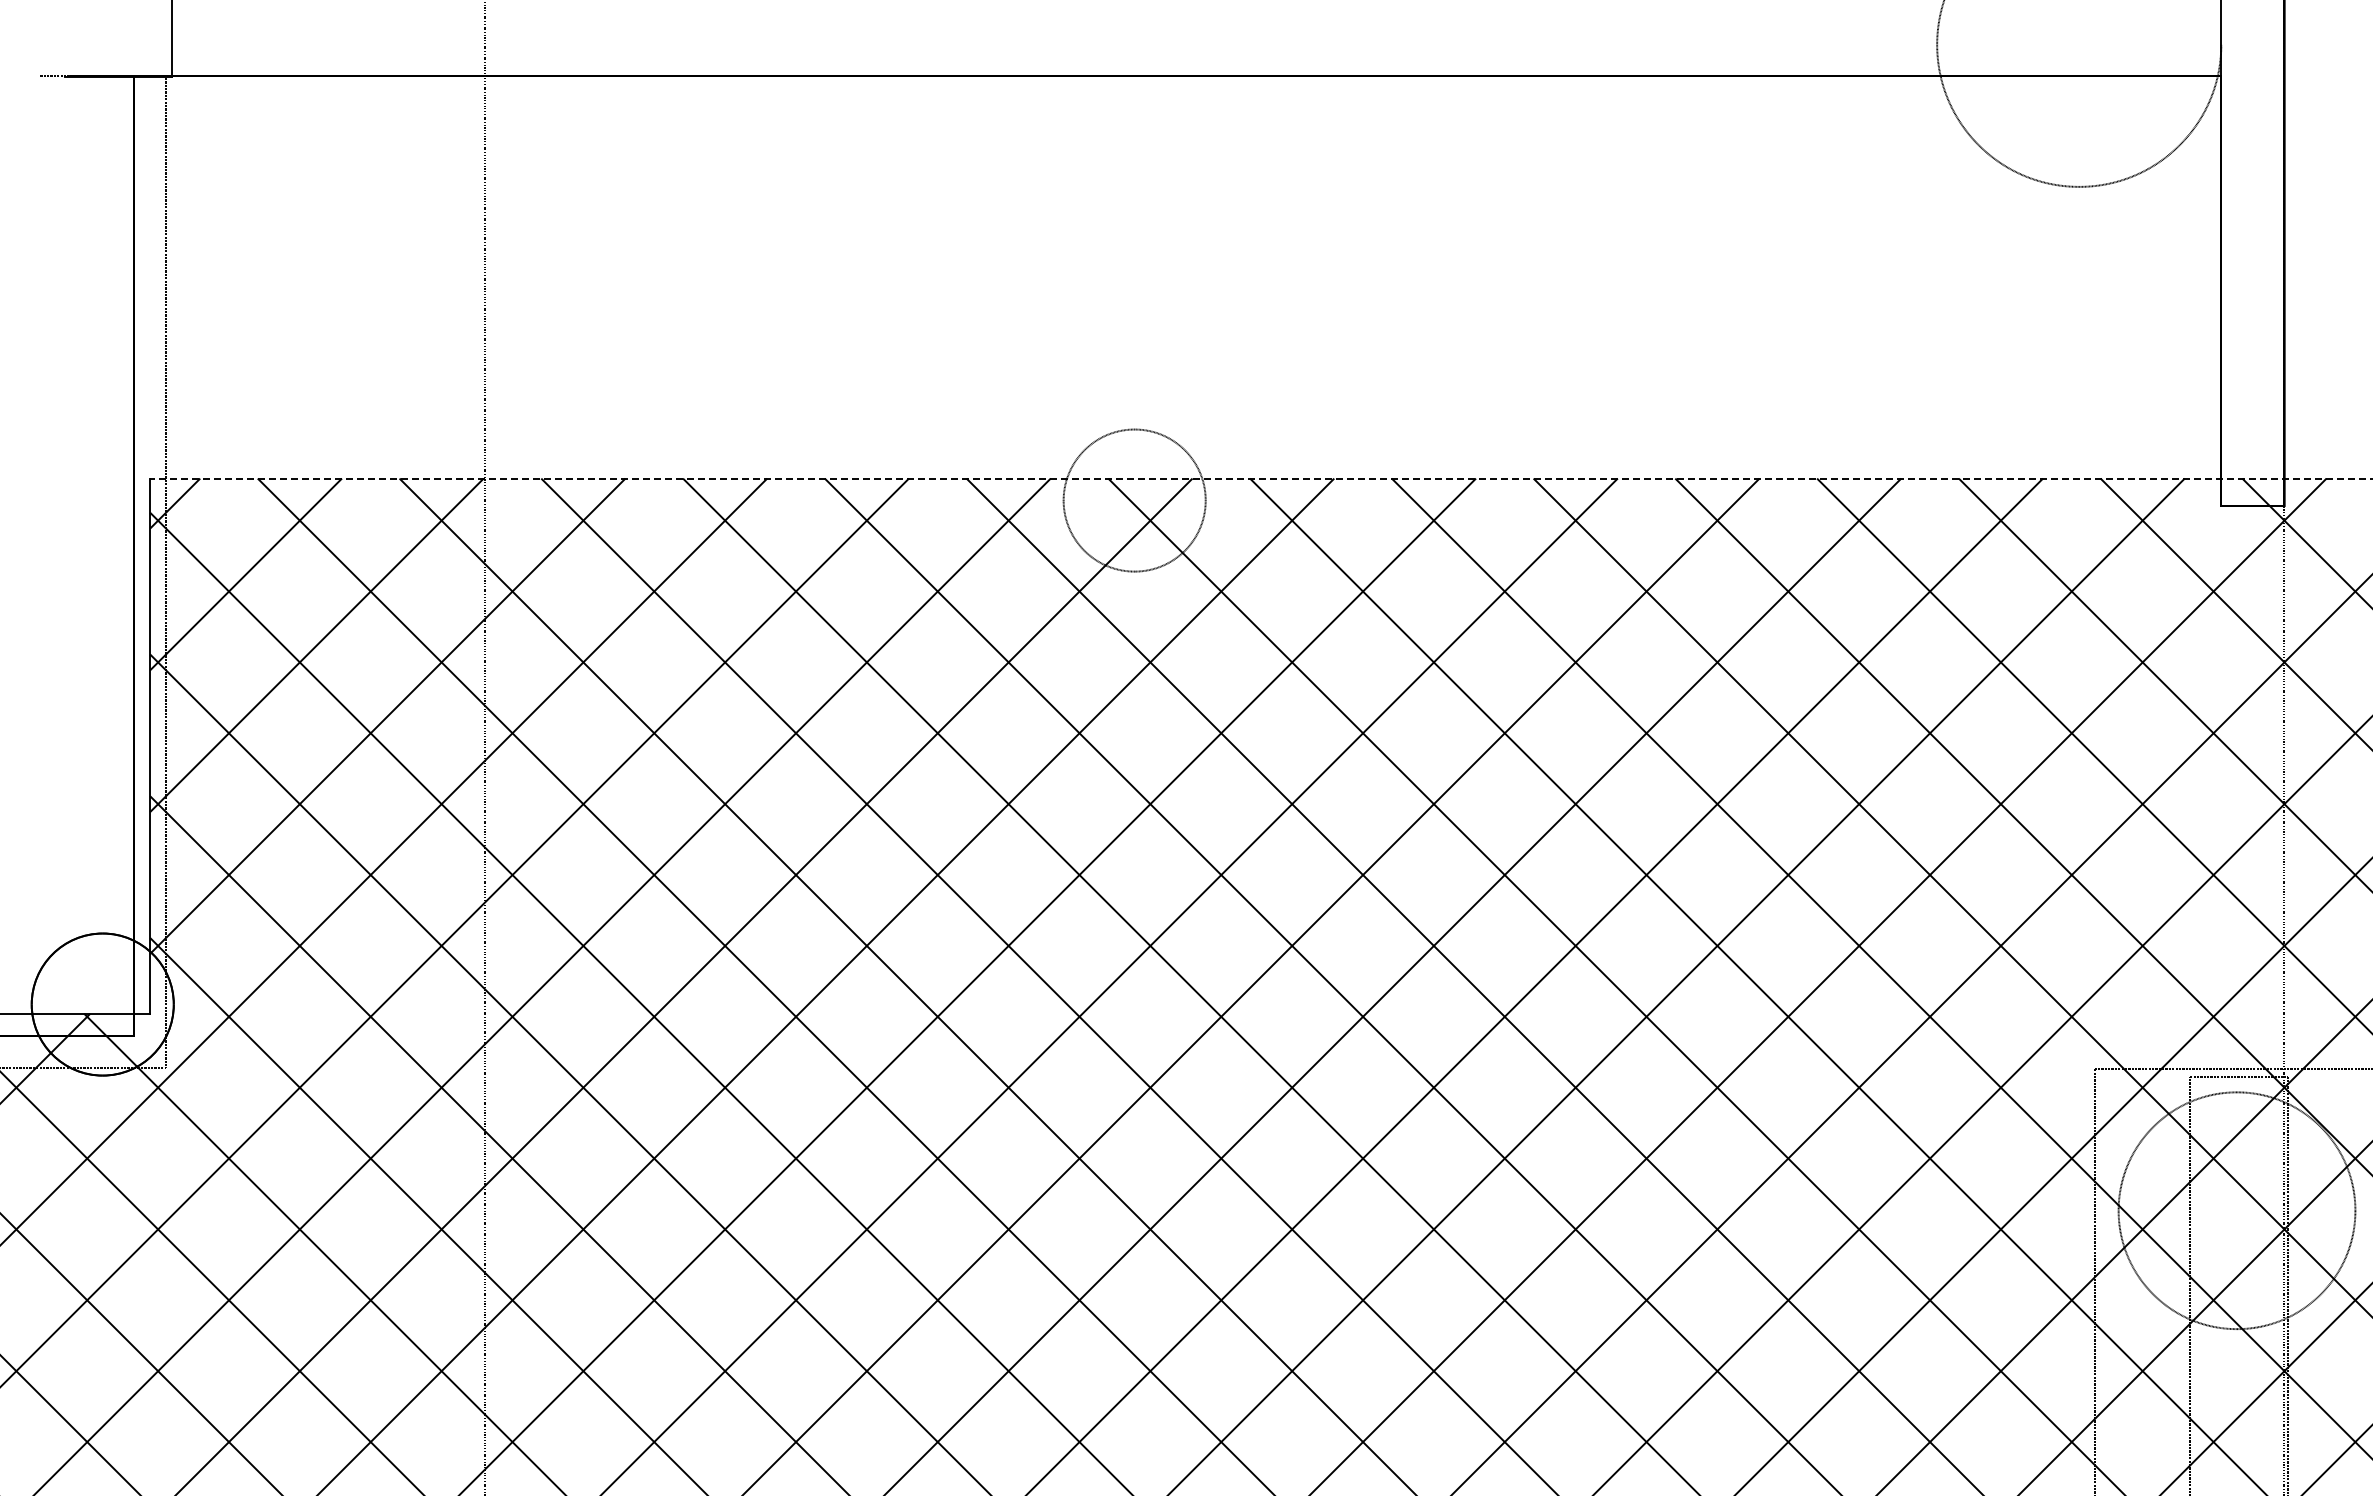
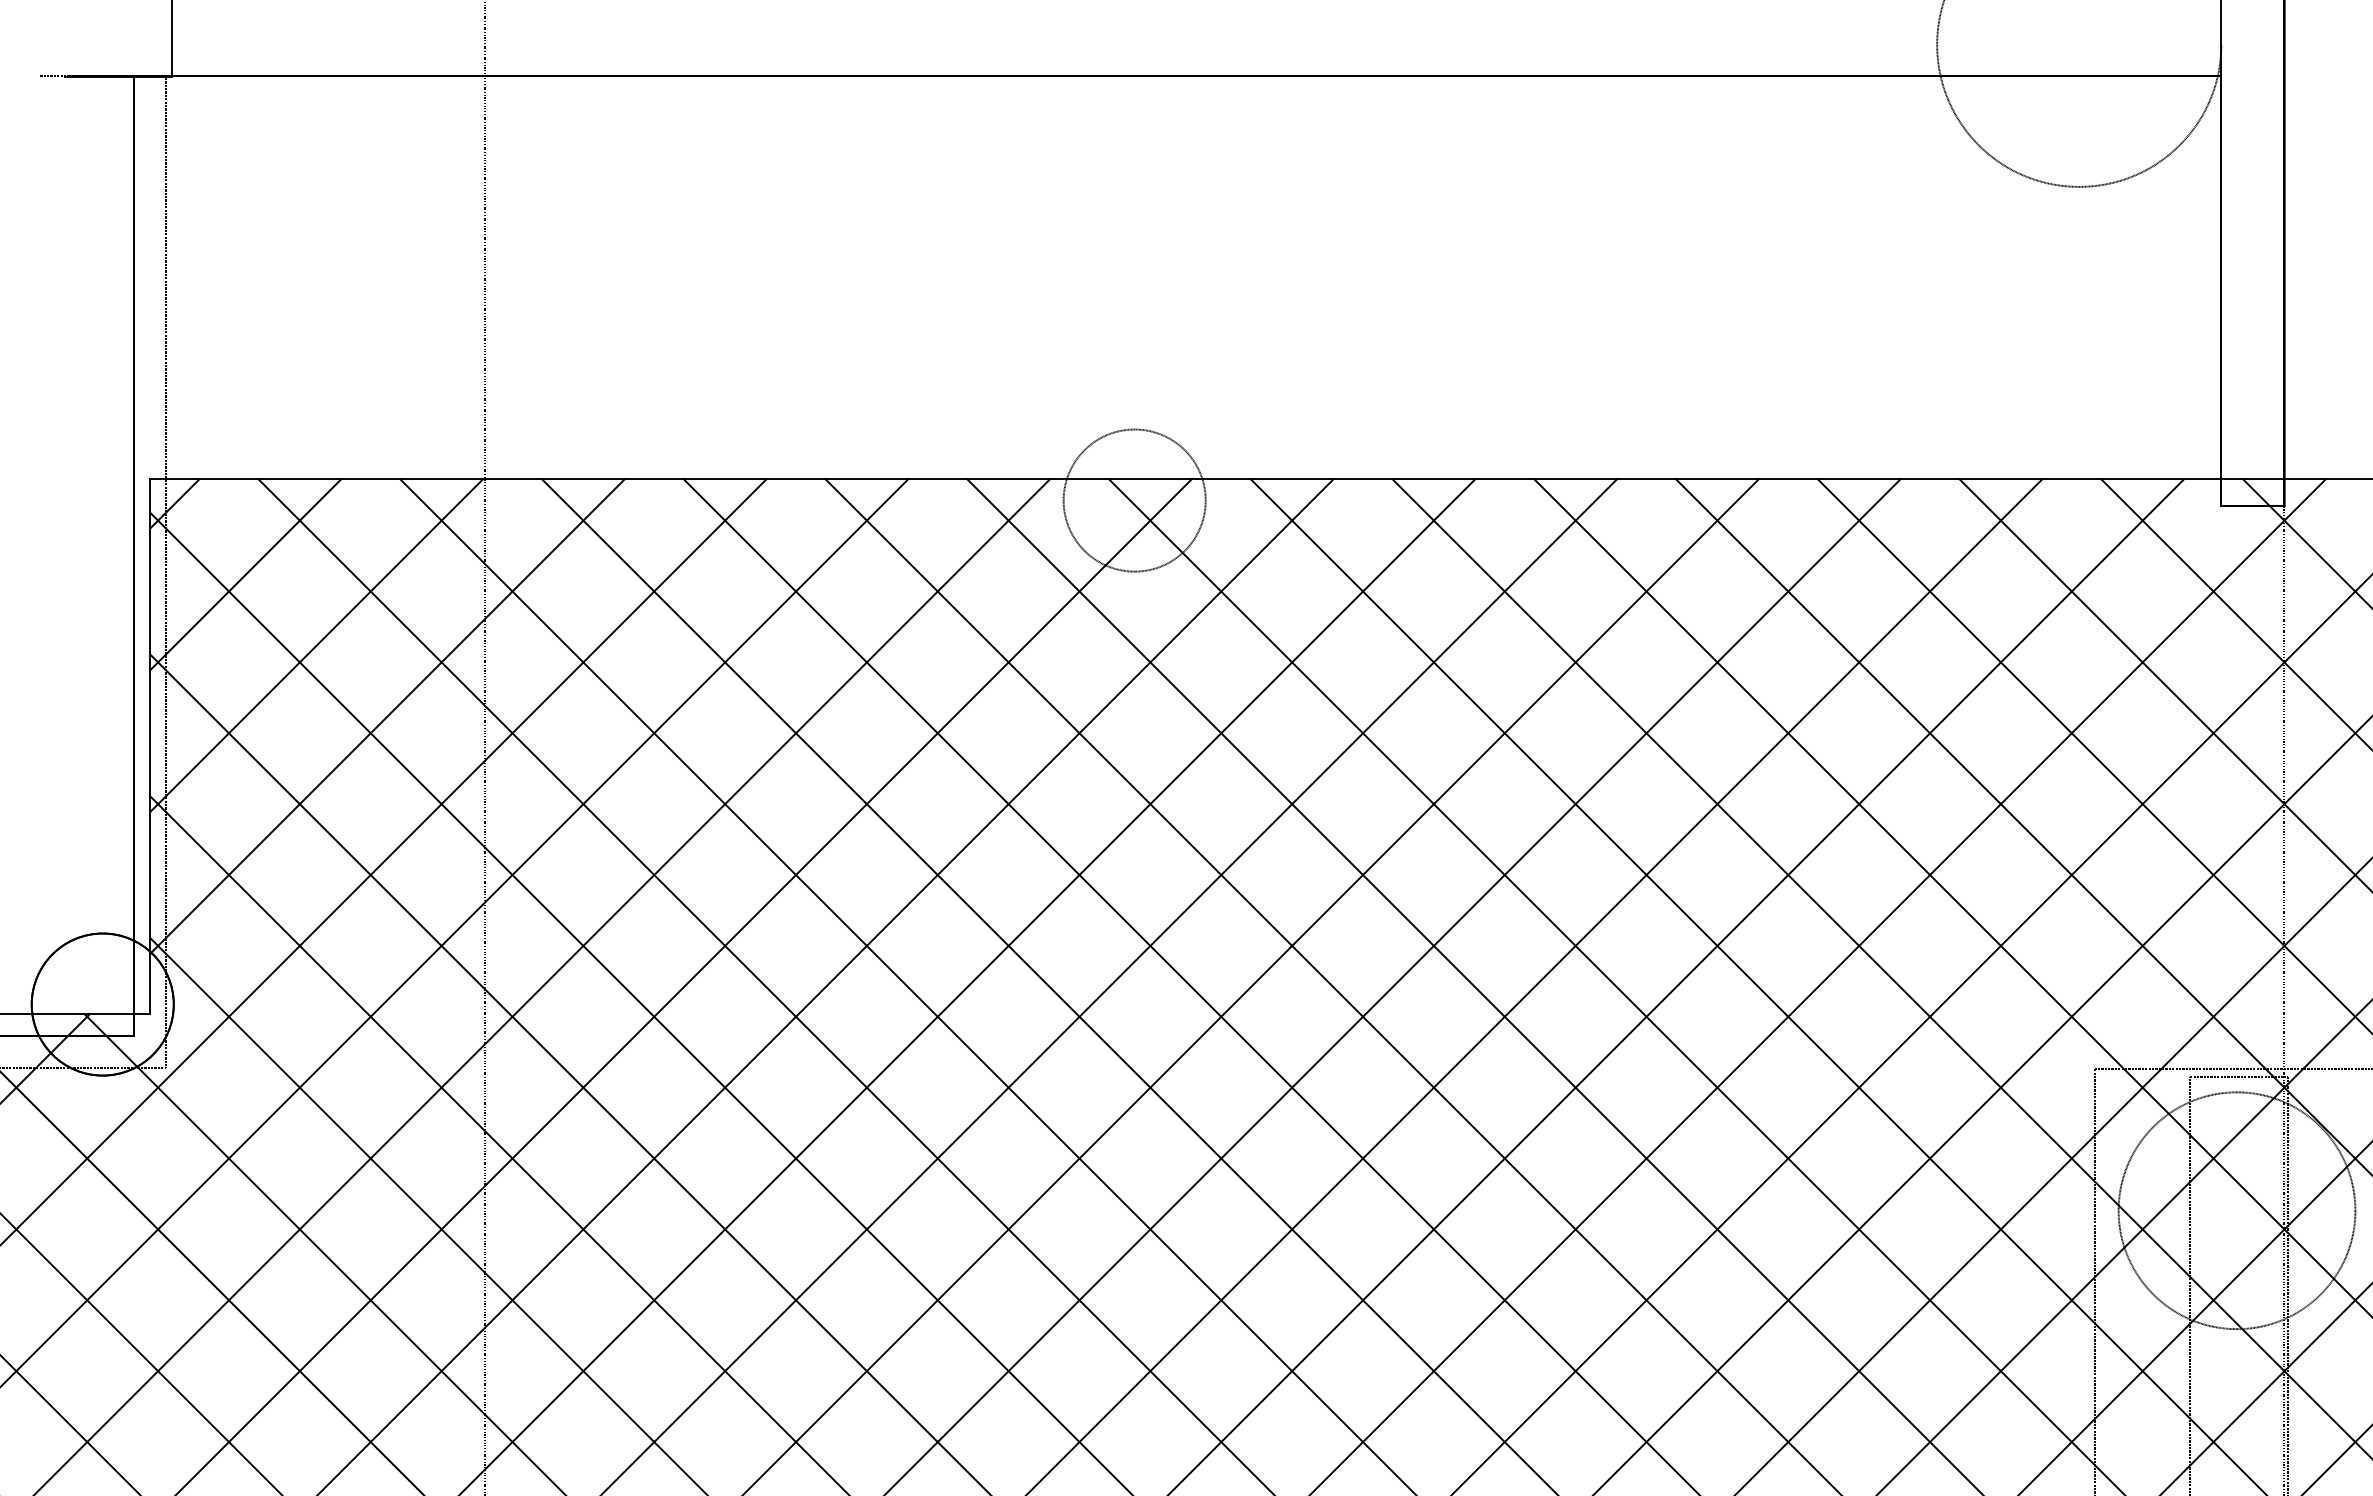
line: dashed -> solid (1260, 478)
